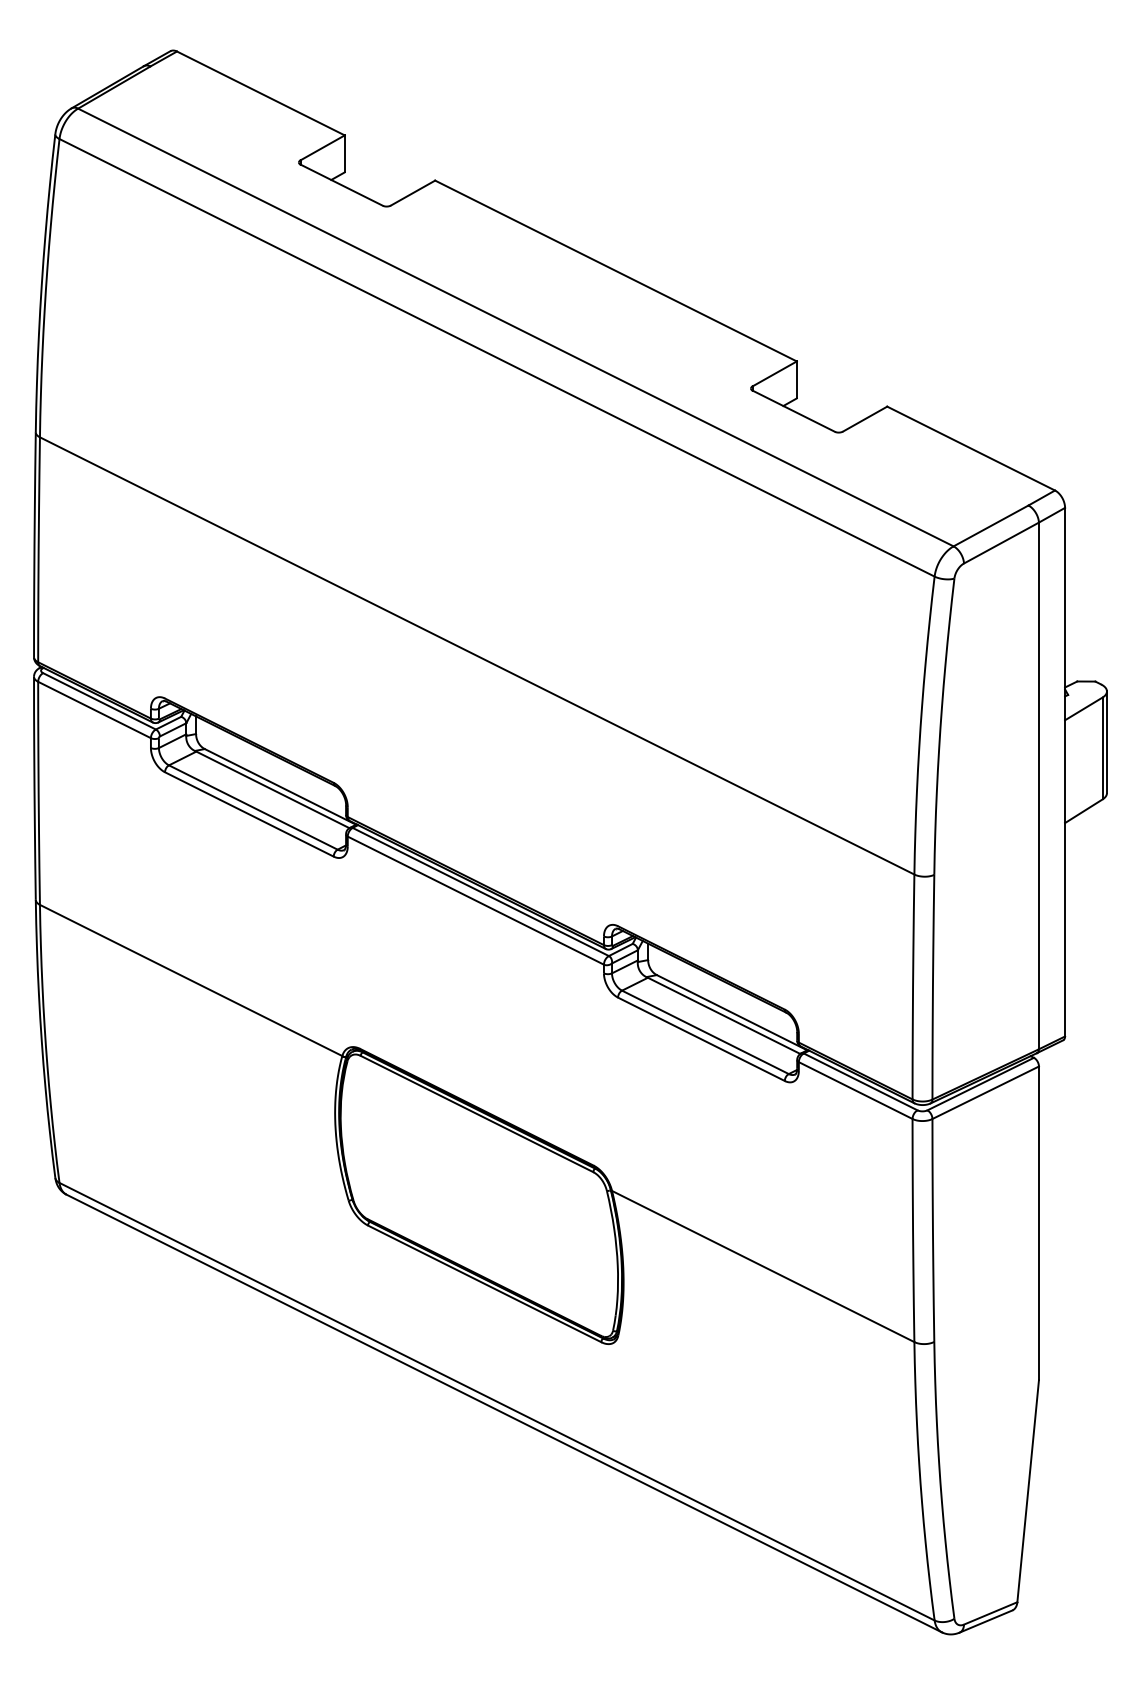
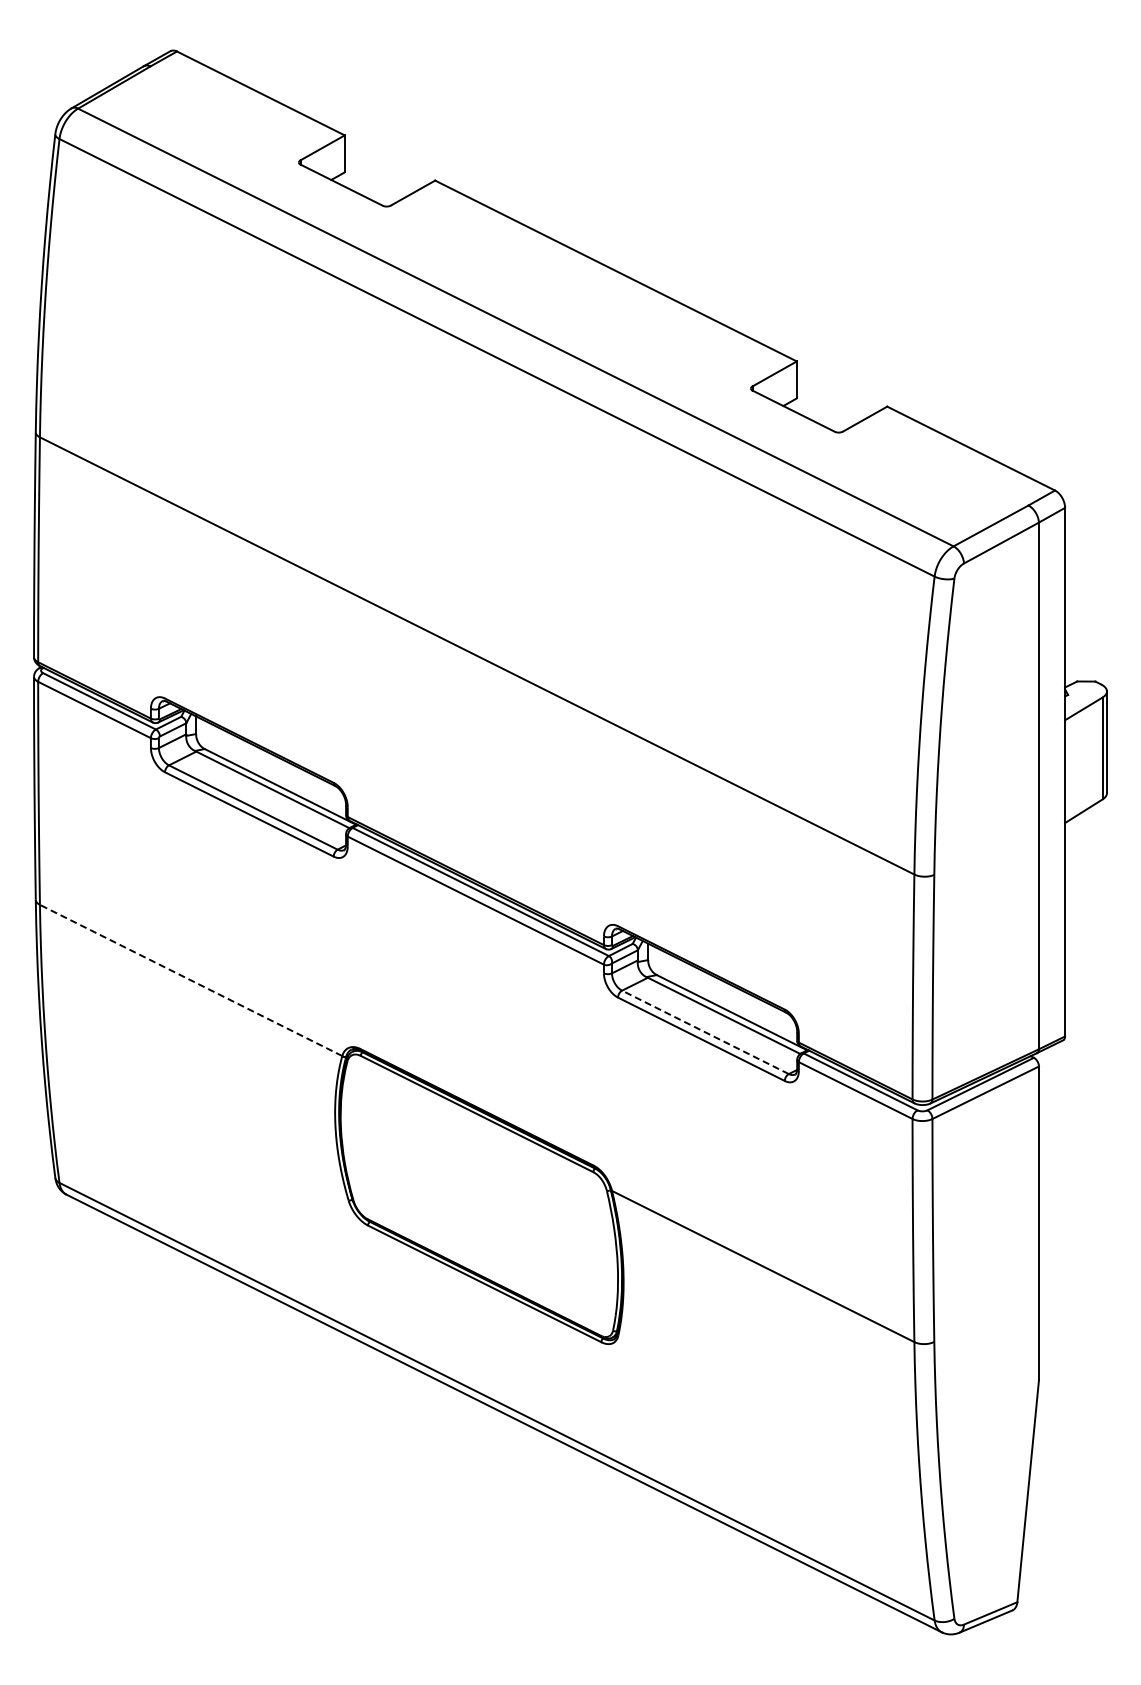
line: solid -> dashed (190, 980)
line: solid -> dashed (705, 1032)
